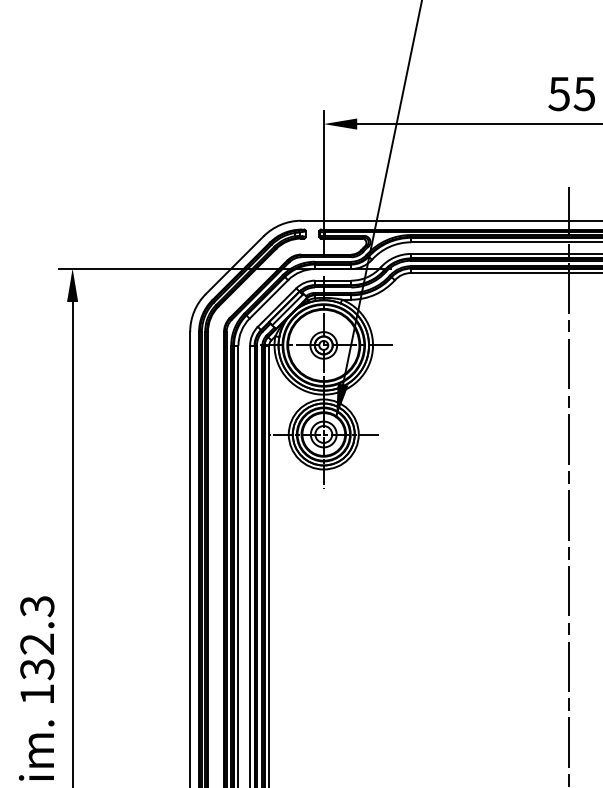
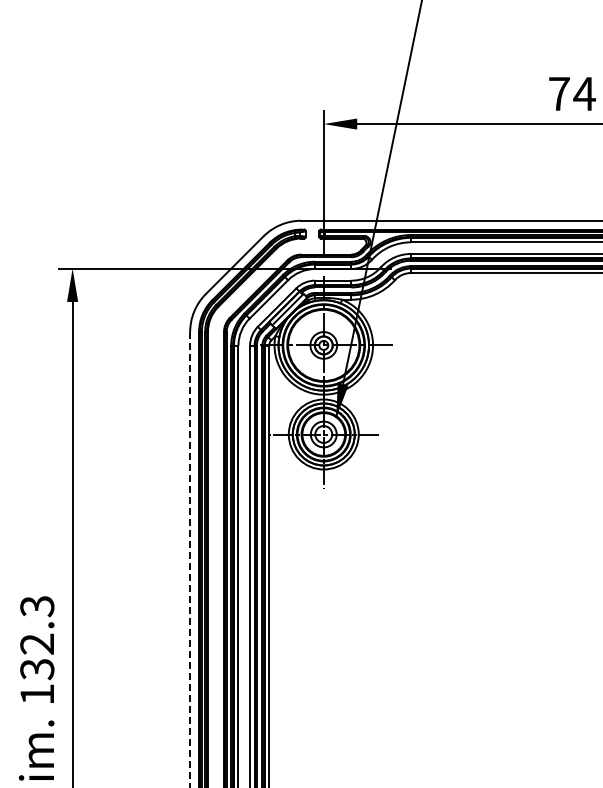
text: 55 -> 74 (571, 94)
line: present -> none (568, 485)
line: solid -> dashed (190, 559)
